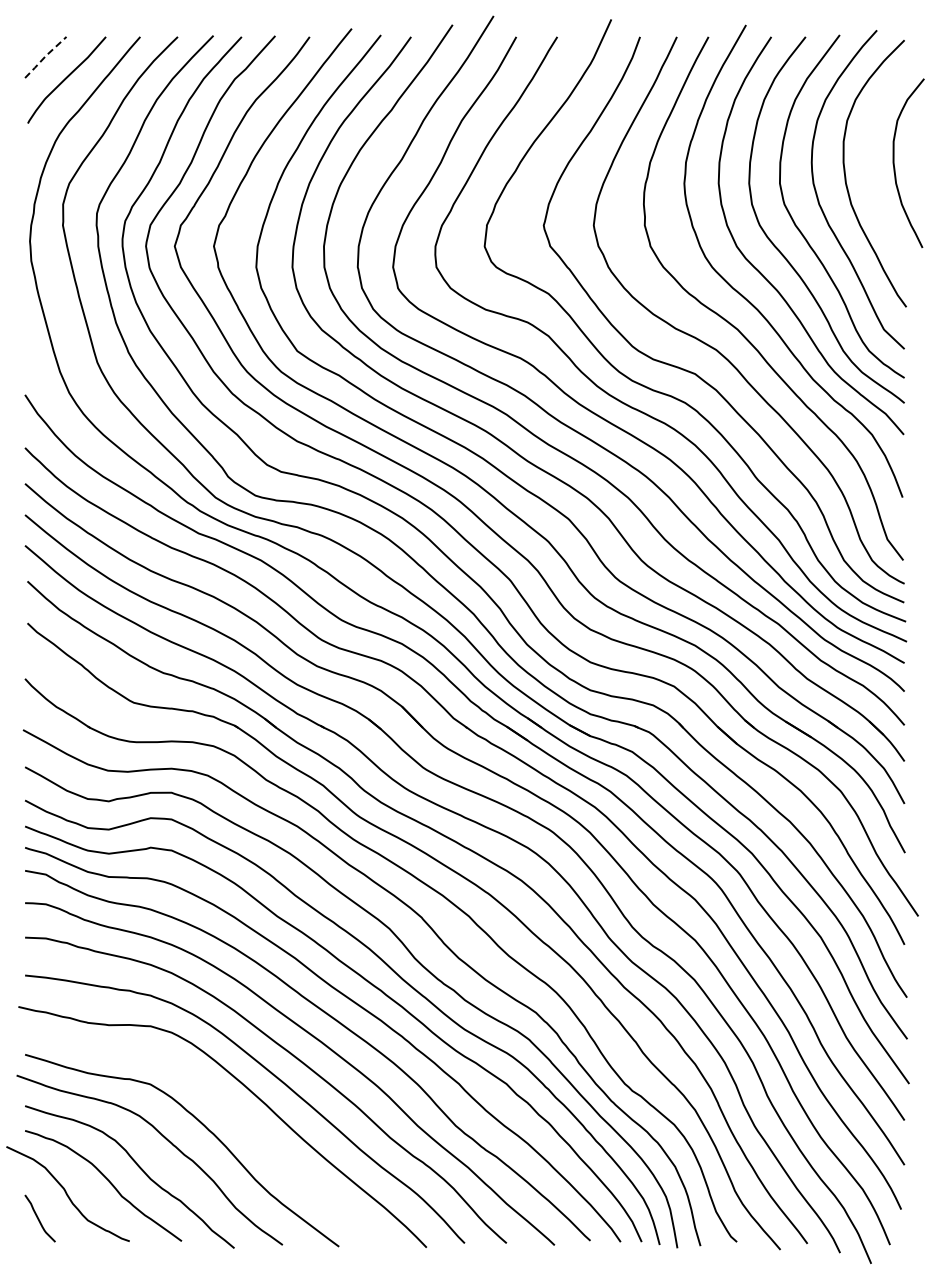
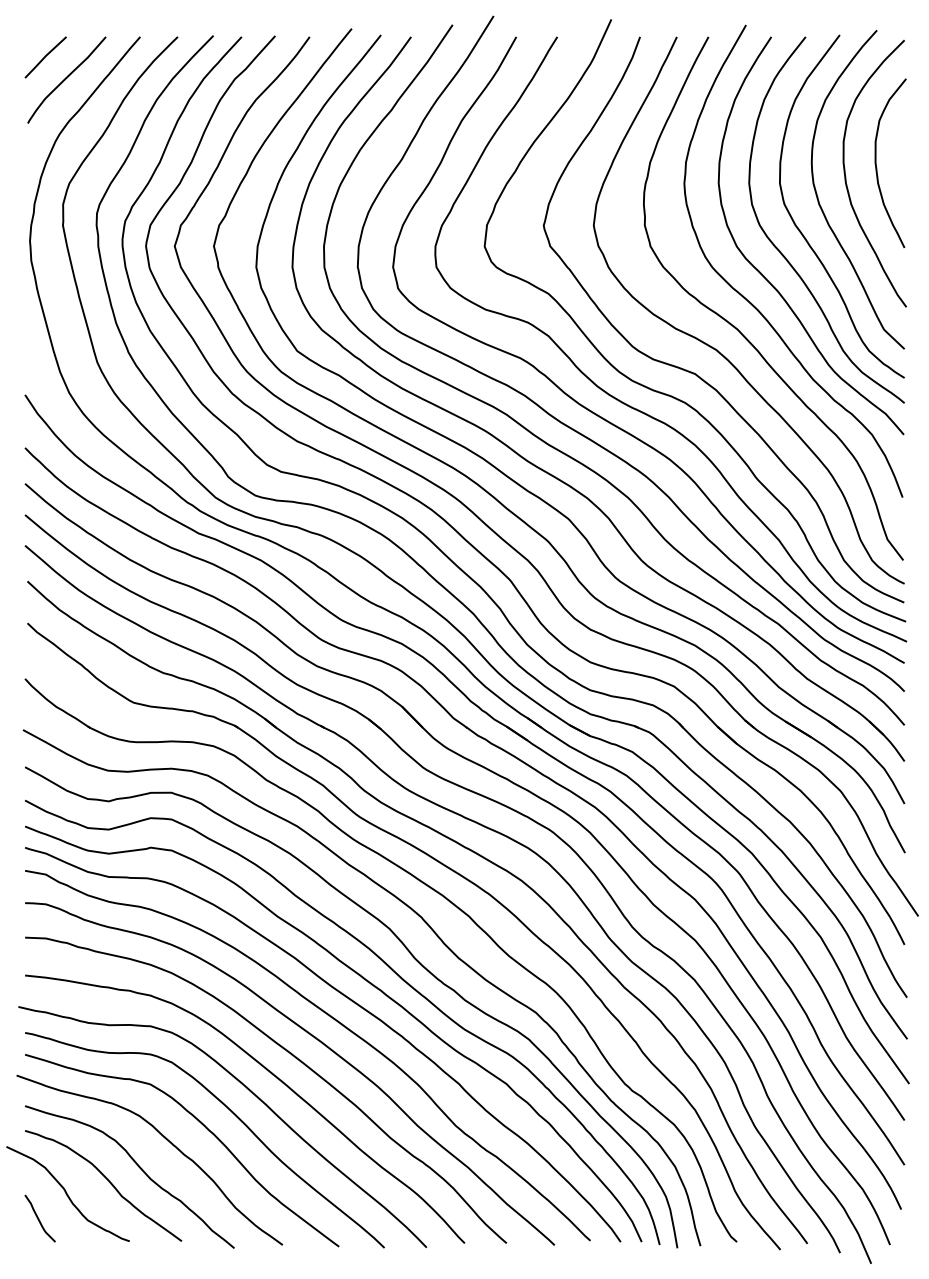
line: dashed -> solid (44, 57)
curve position: (895, 167) -> (877, 167) (877, 167)
curve: none -> present (231, 1112)
